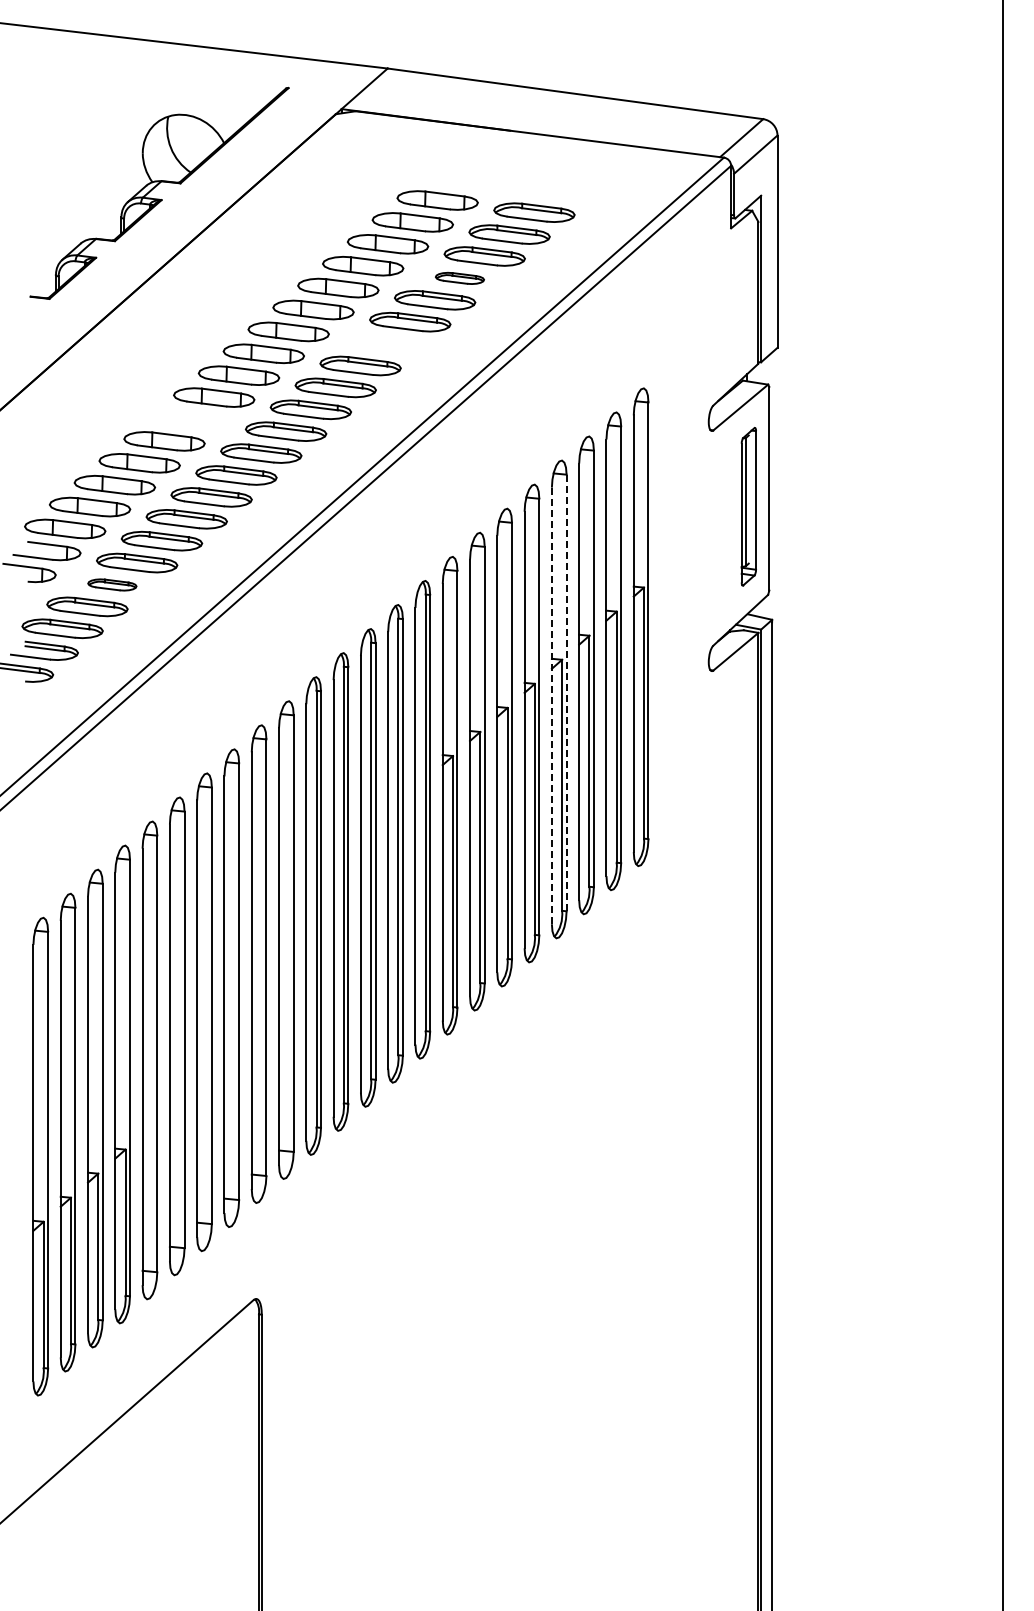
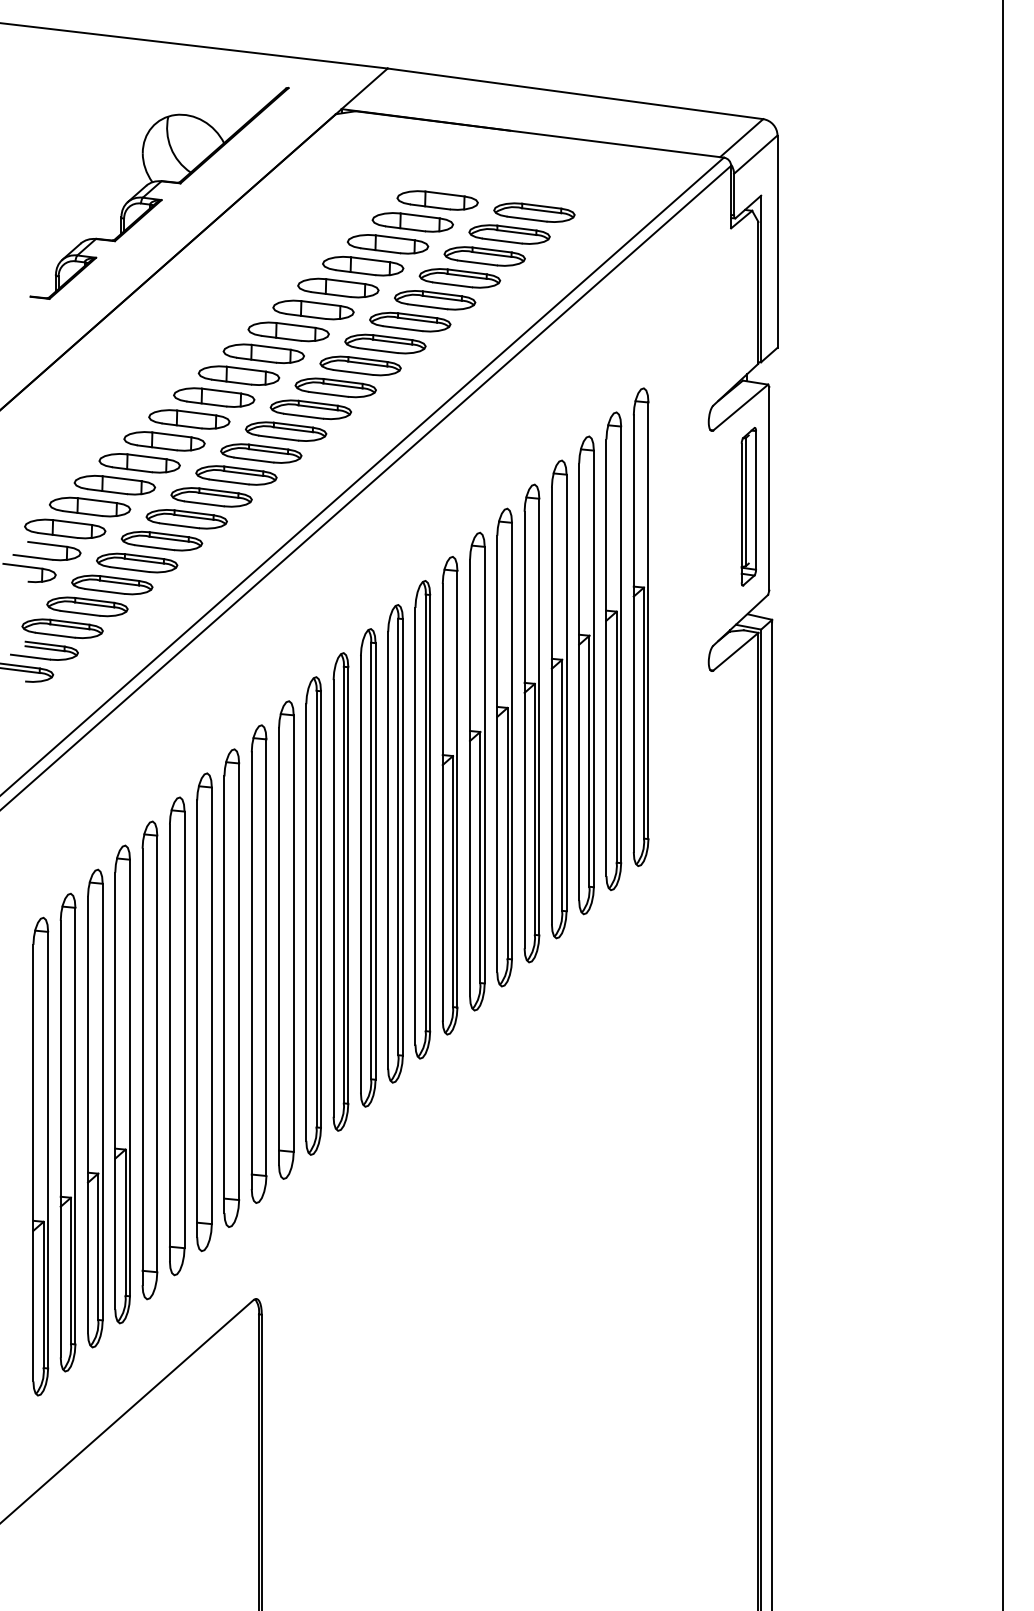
part size: 50x14 px -> 84x21 px (459, 278)
part: none -> present (385, 343)
part: none -> present (189, 419)
part size: 51x14 px -> 83x22 px (112, 584)
line: dashed -> solid (566, 692)
line: dashed -> solid (551, 706)
